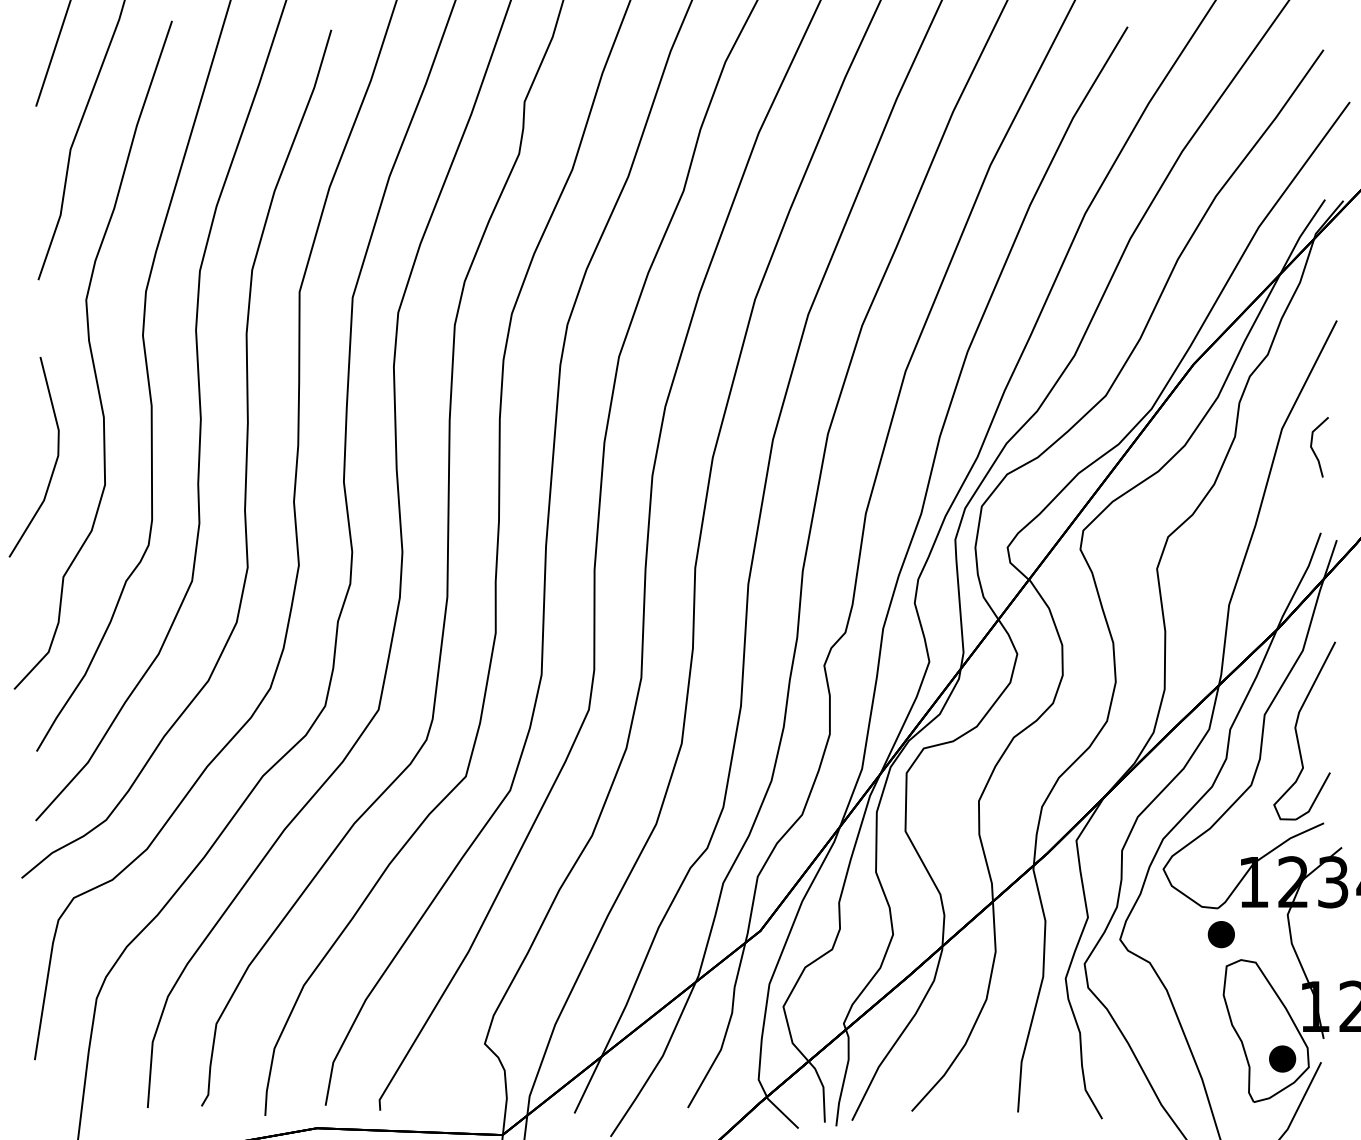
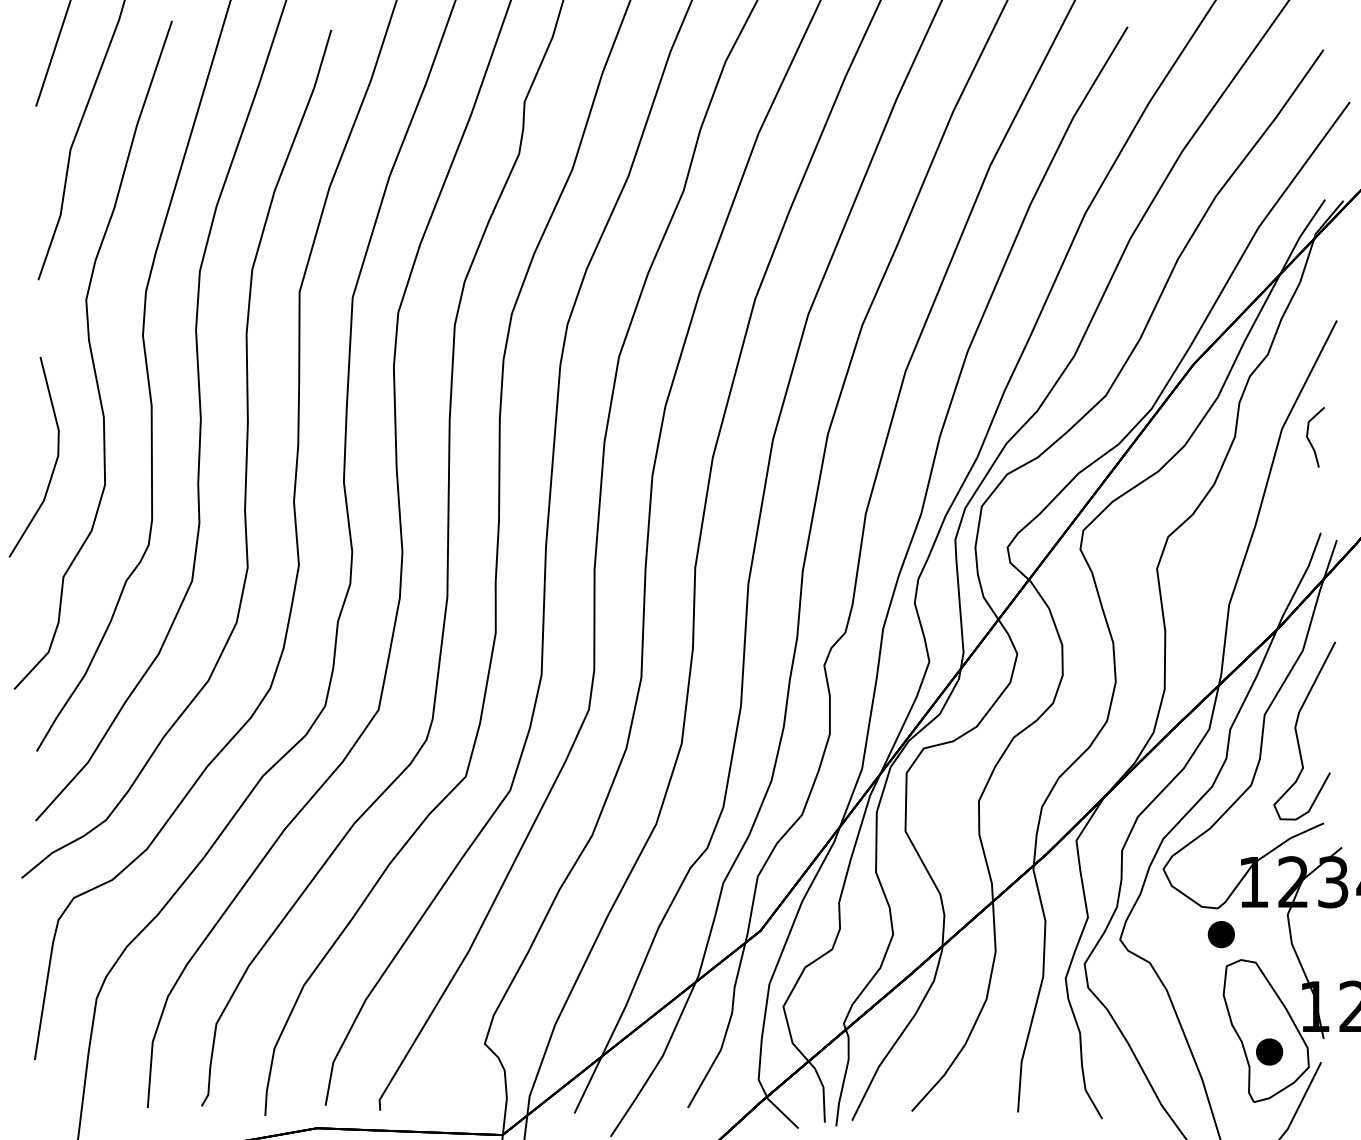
line position: (1313, 449) -> (1309, 439) (1309, 439)
part position: (1282, 1058) -> (1269, 1051) (1269, 1051)
